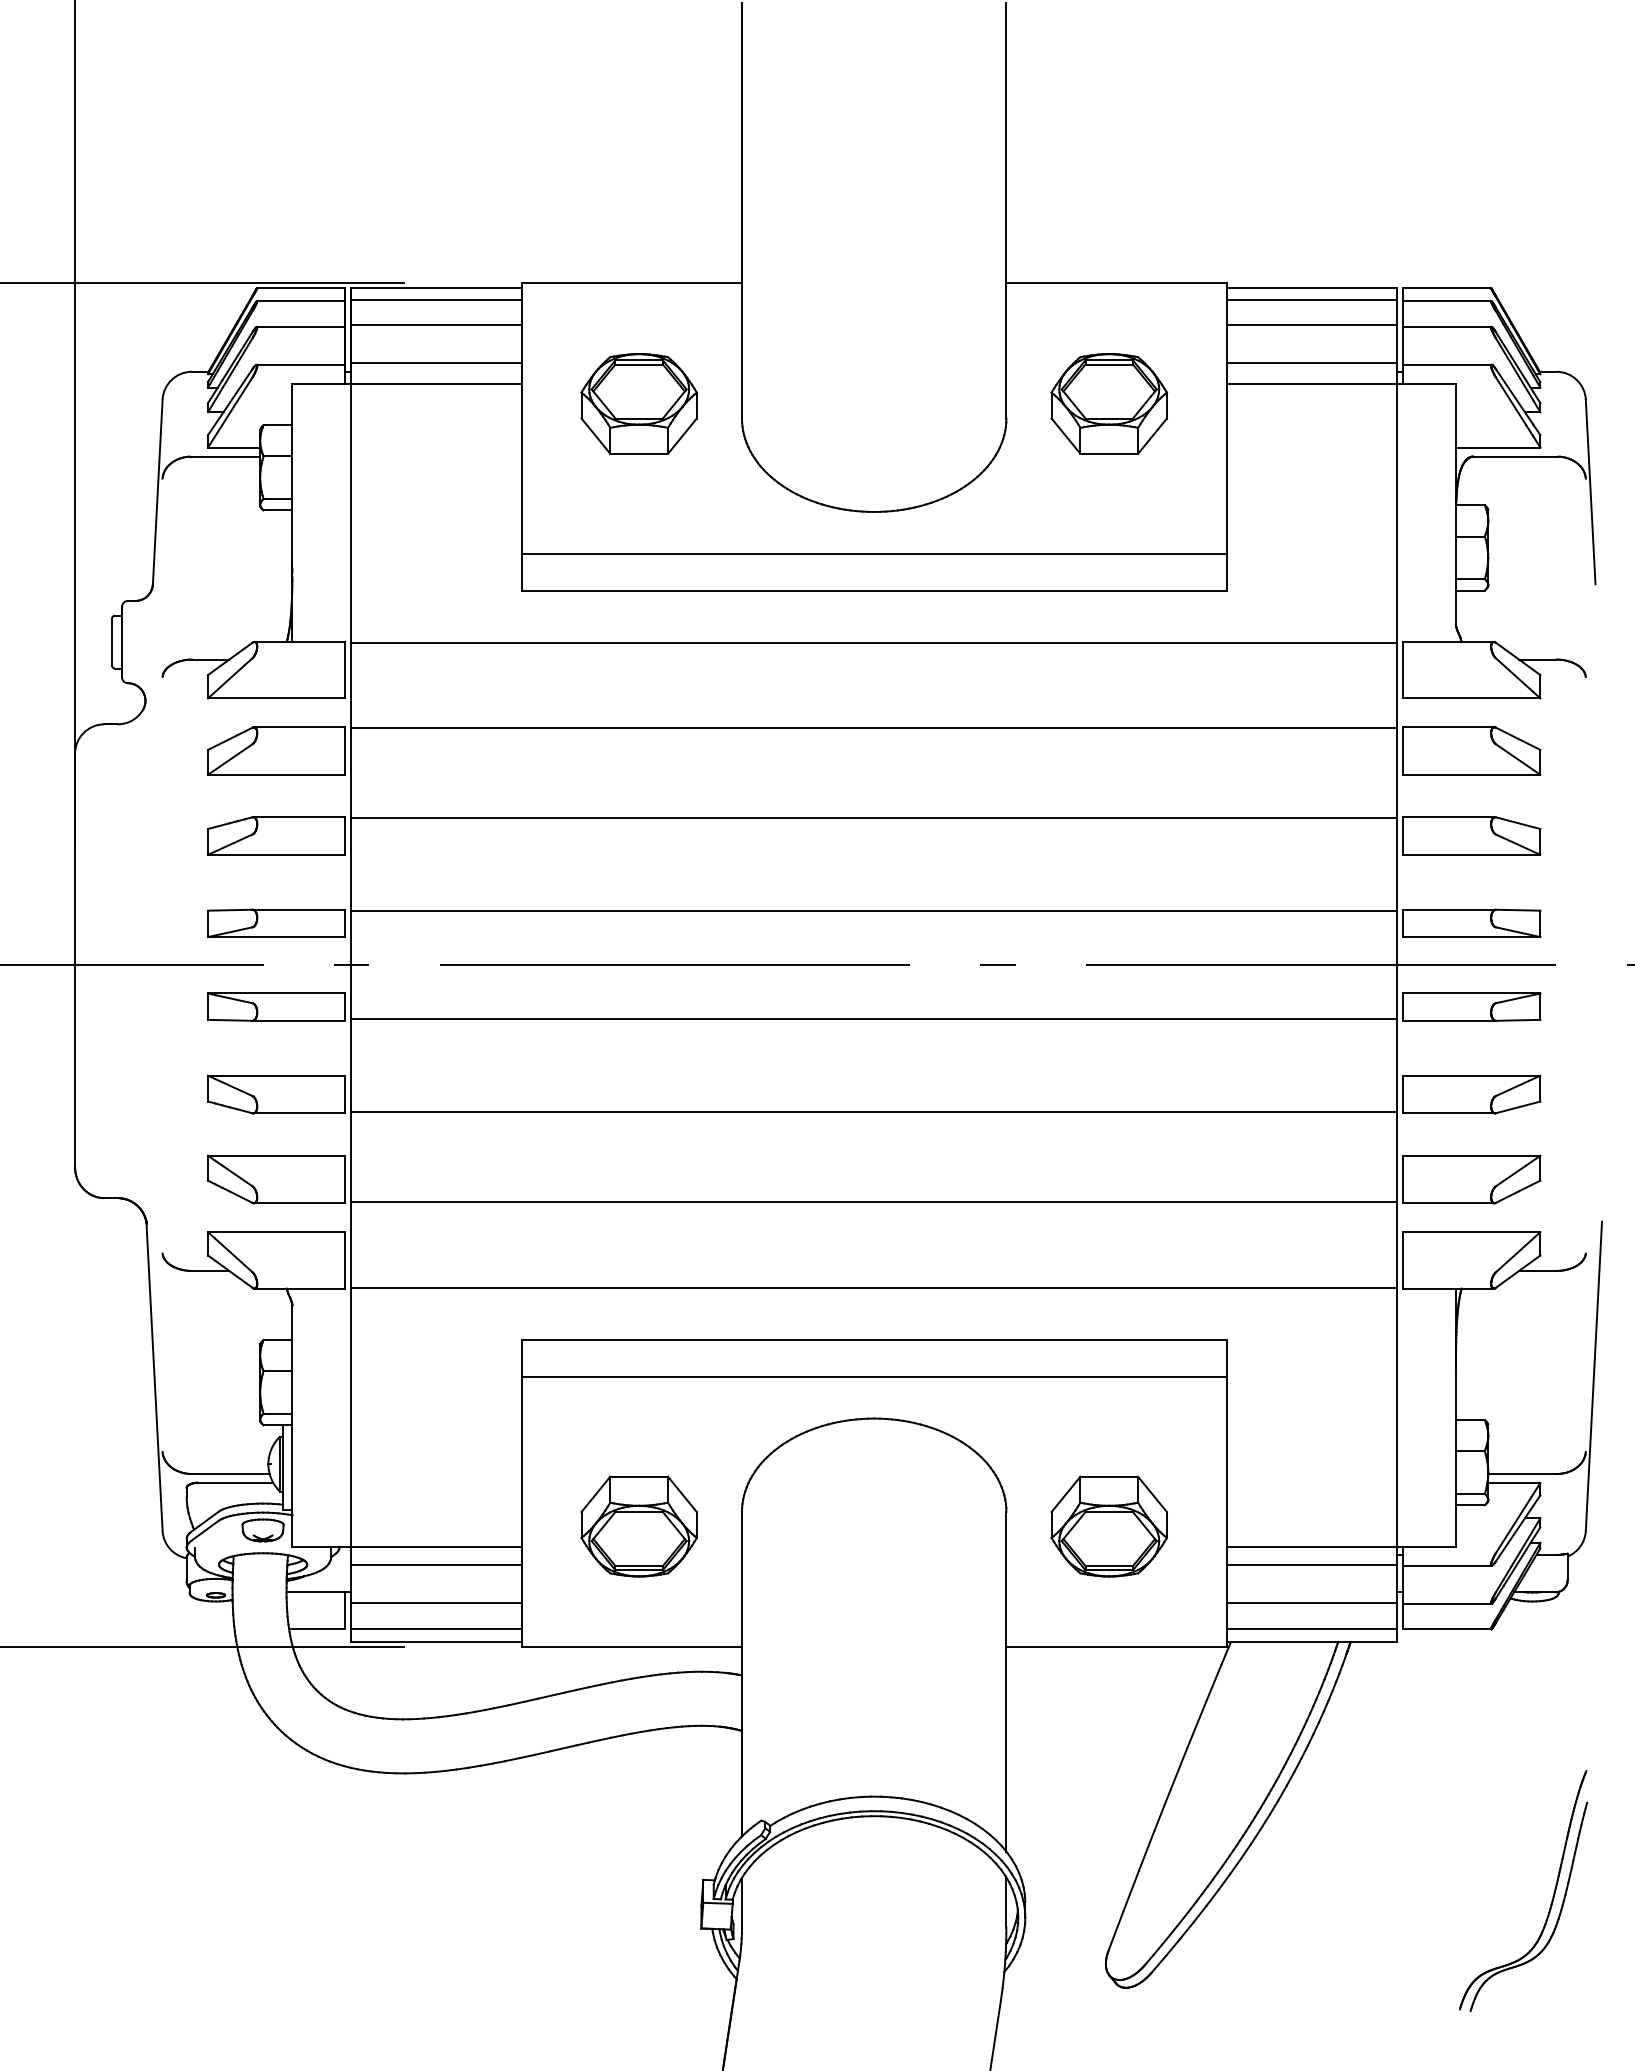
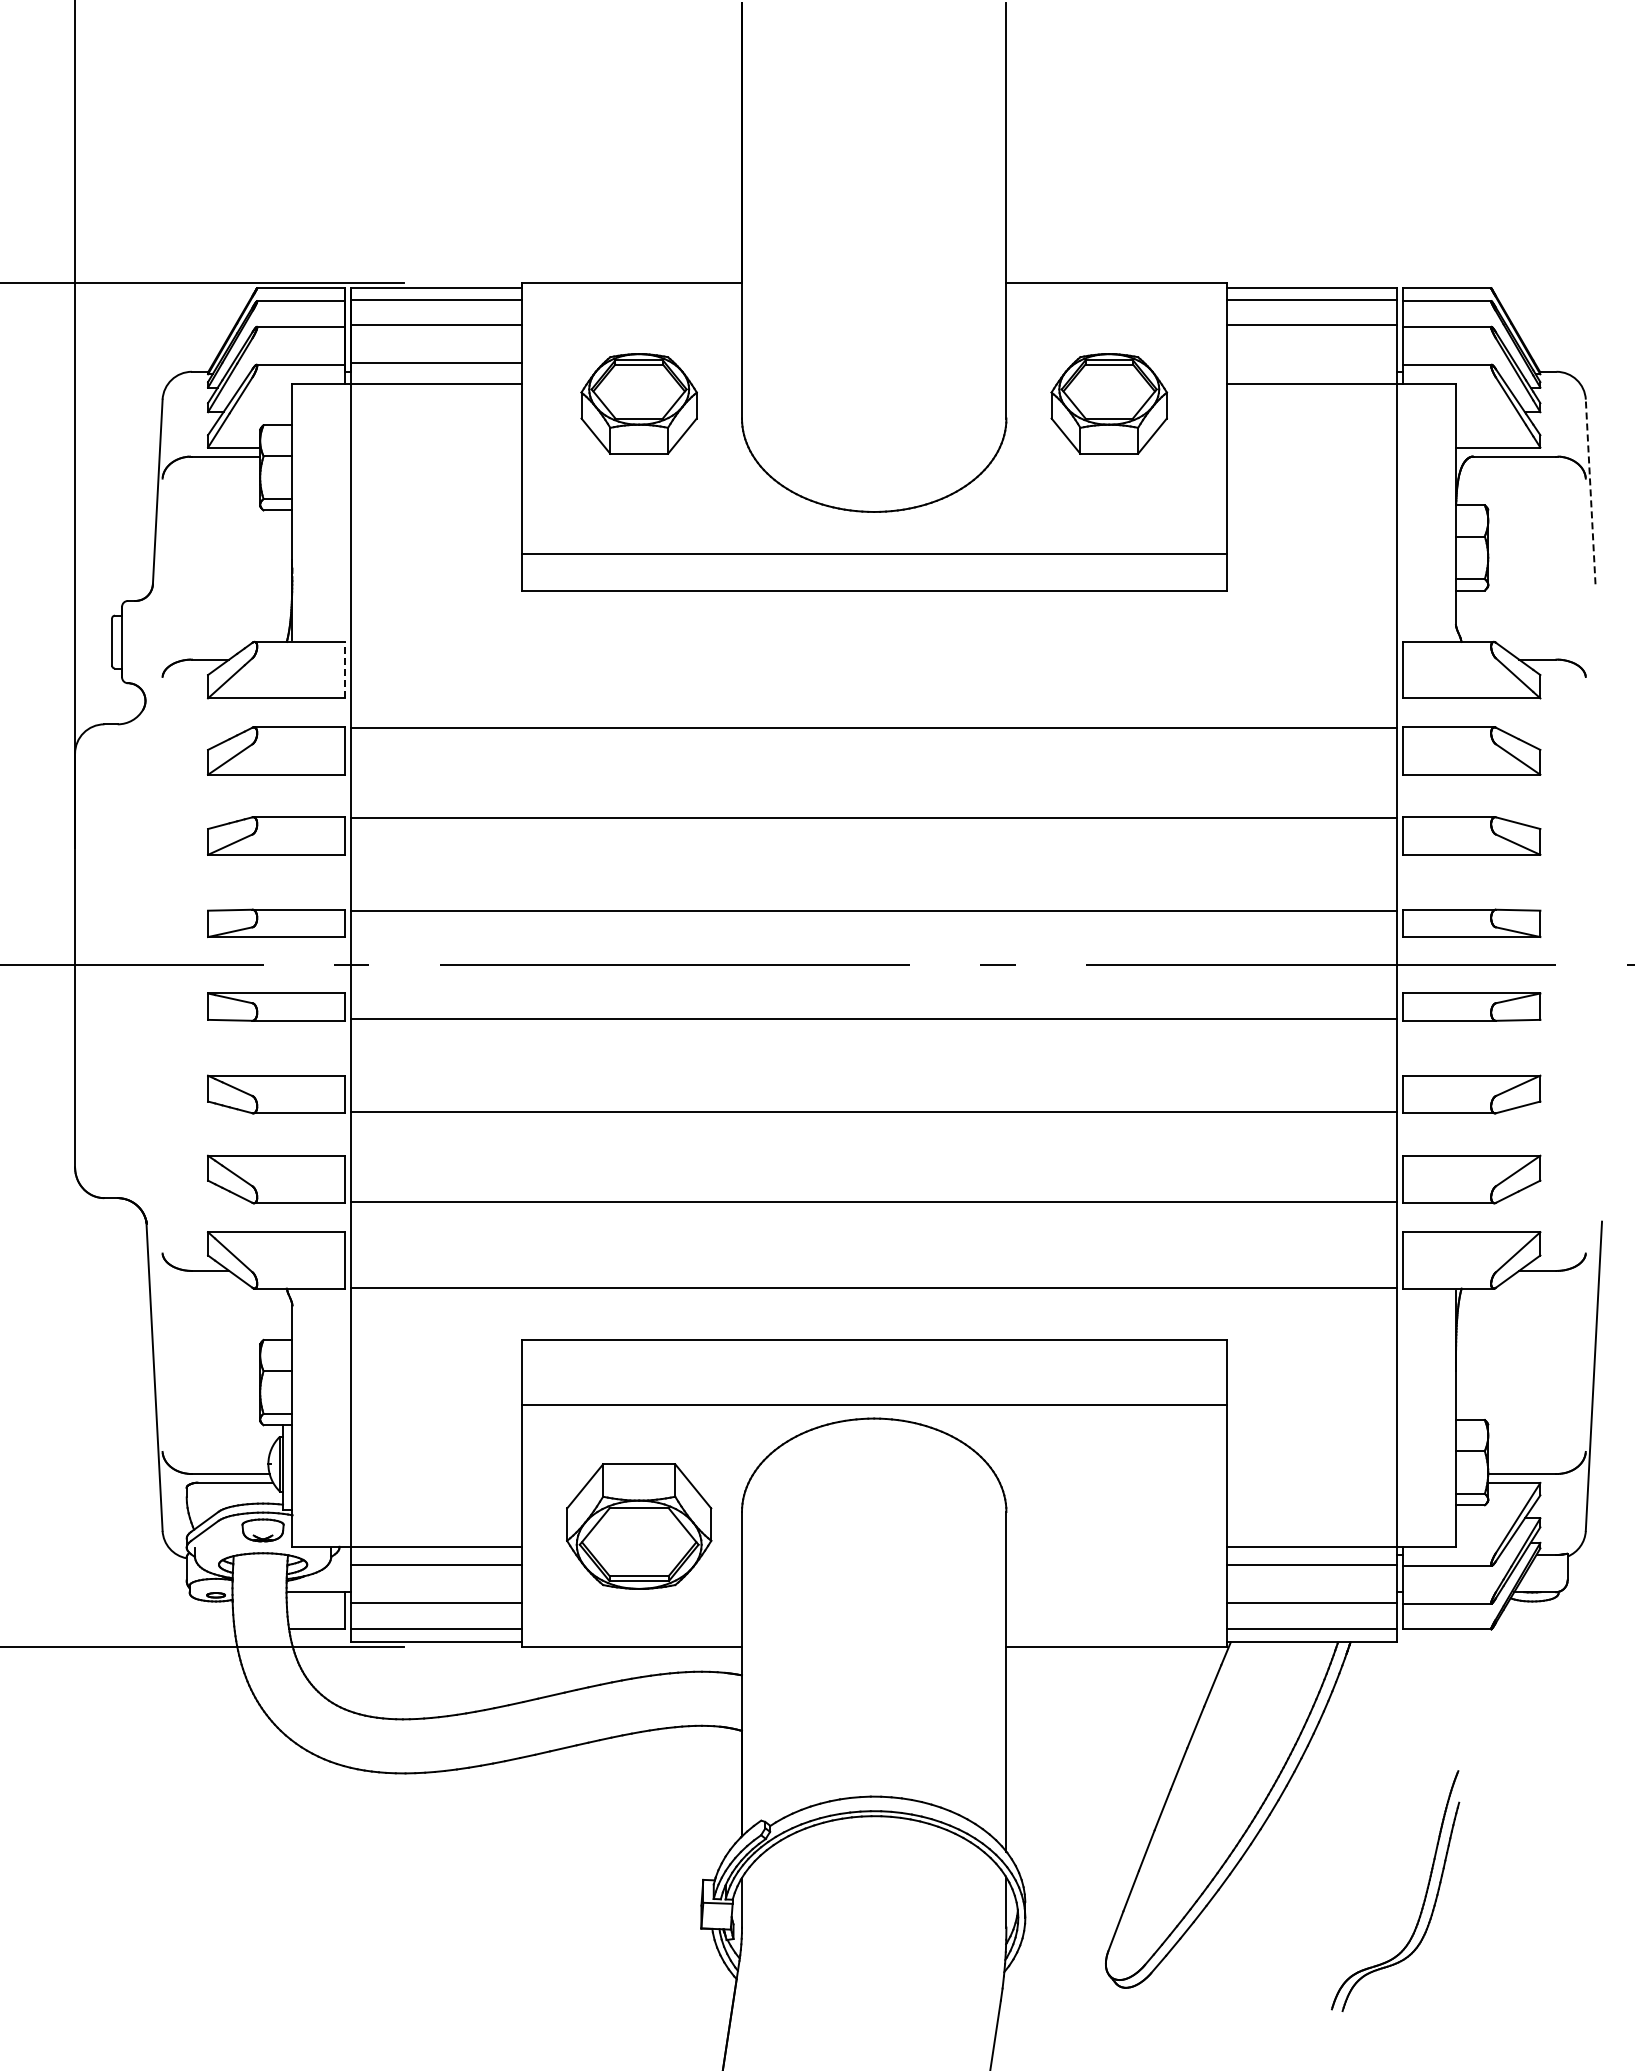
line: present -> none (1311, 362)
line: solid -> dashed (1590, 491)
line: present -> none (874, 642)
line: solid -> dashed (345, 669)
line position: (873, 1377) -> (873, 1405) (873, 1405)
part size: 118x103 px -> 147x127 px (639, 1526)
part: present -> none (1108, 1526)
part position: (1552, 1896) -> (1424, 1896) (1424, 1896)
